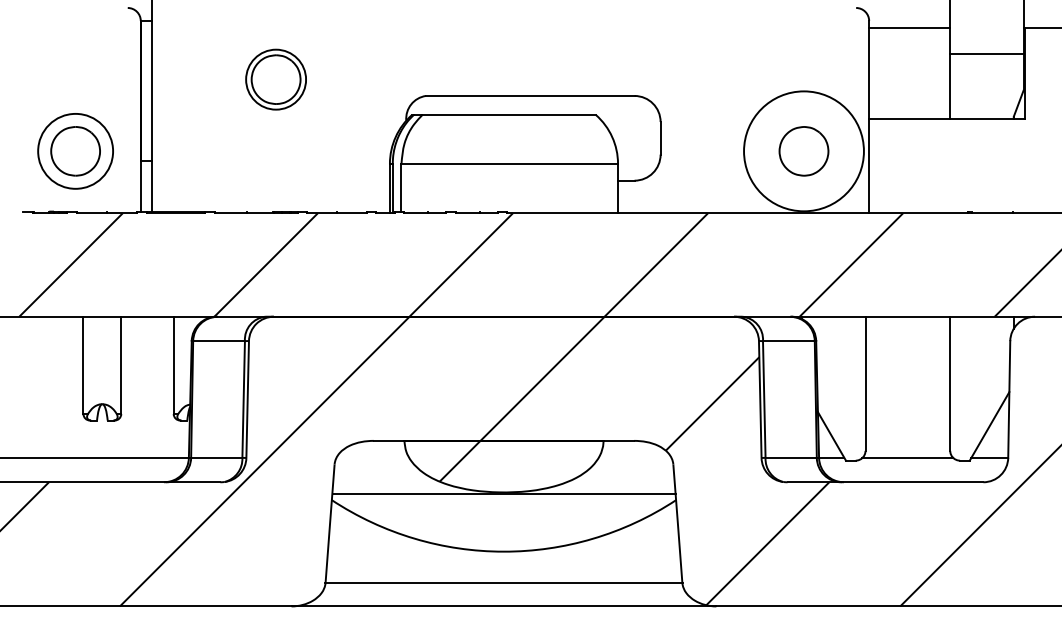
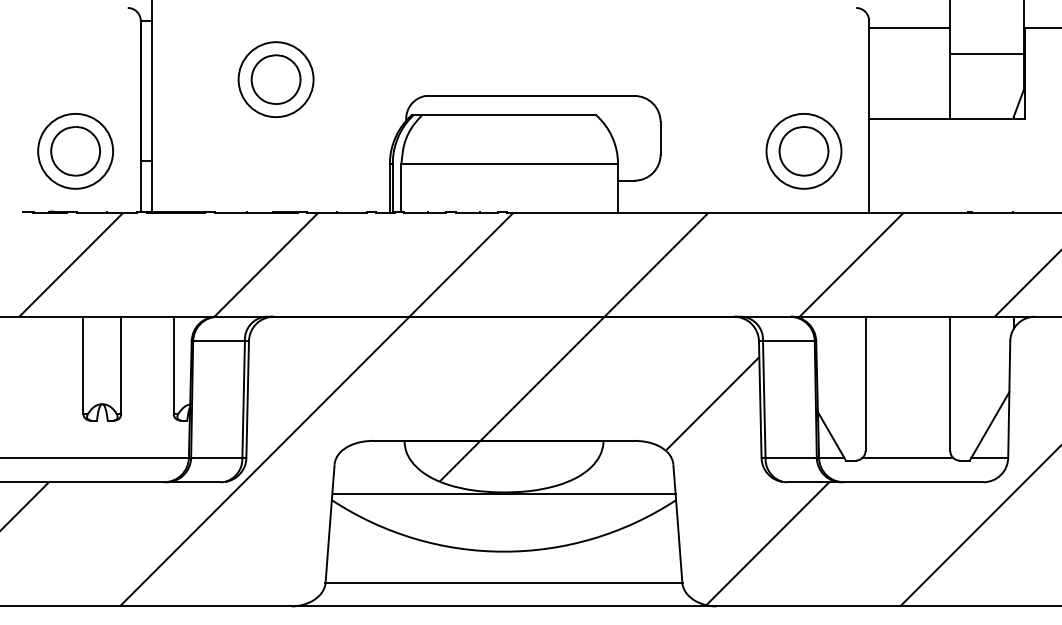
circle diameter: 60 px -> 75 px (275, 79)
circle diameter: 120 px -> 75 px (803, 150)
